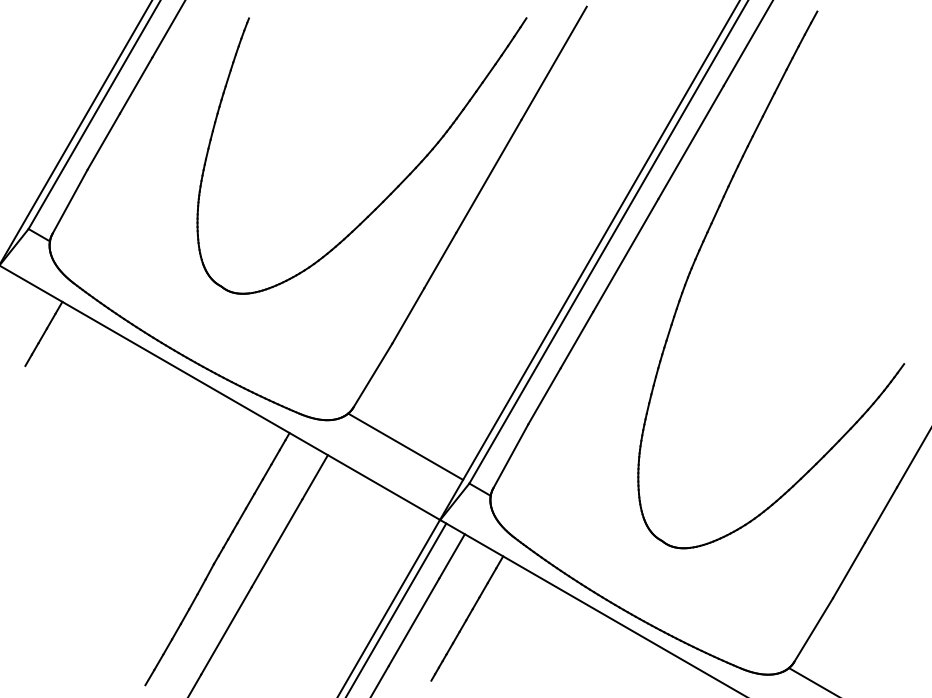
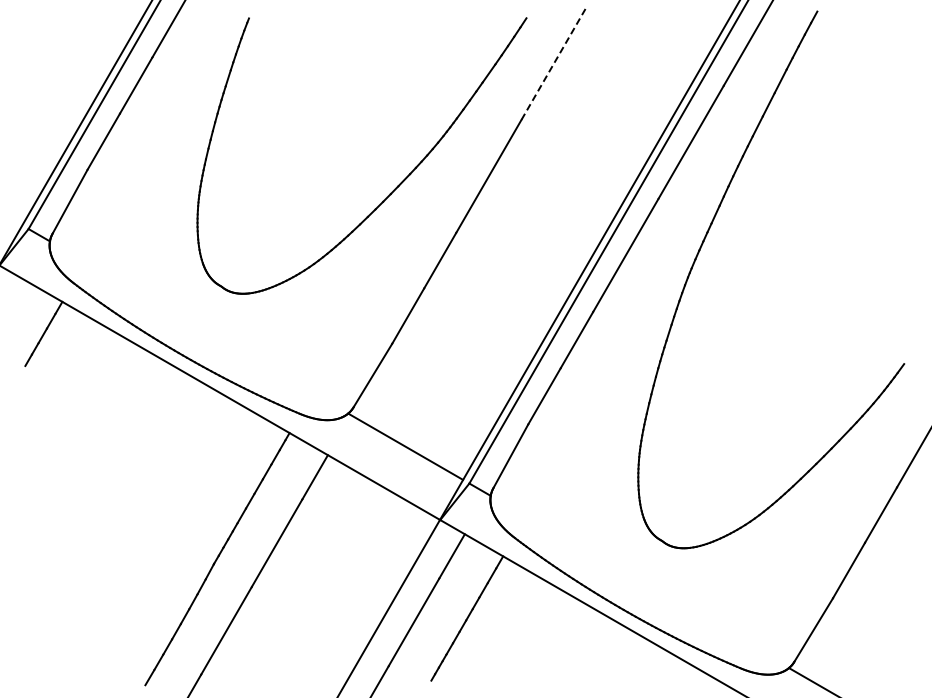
line: solid -> dashed (554, 62)
line: present -> none (396, 608)
